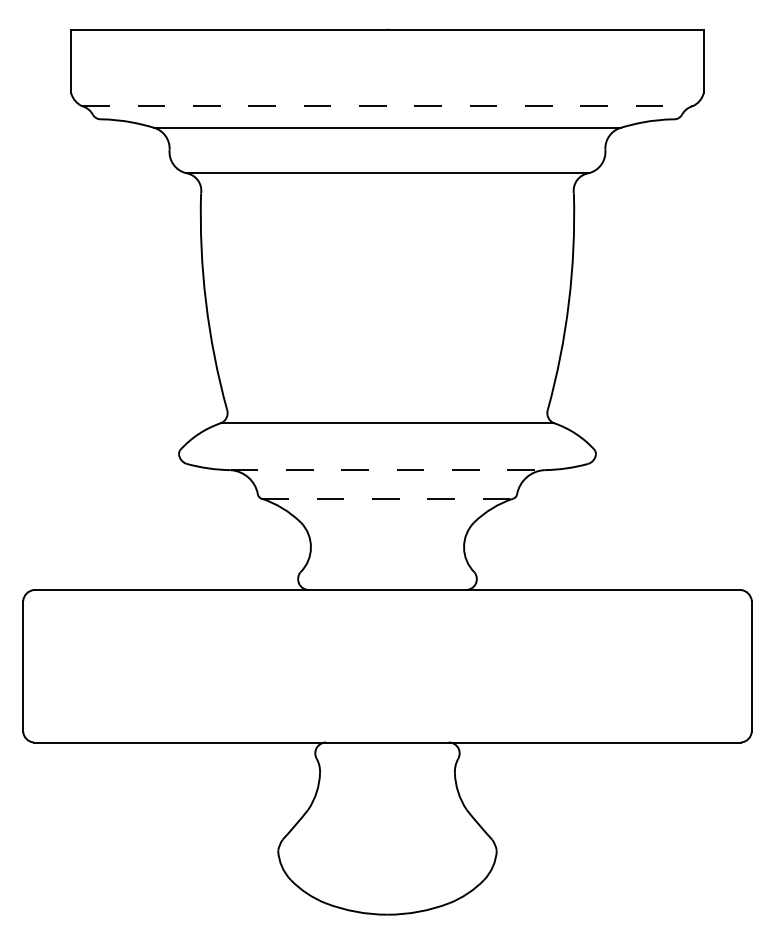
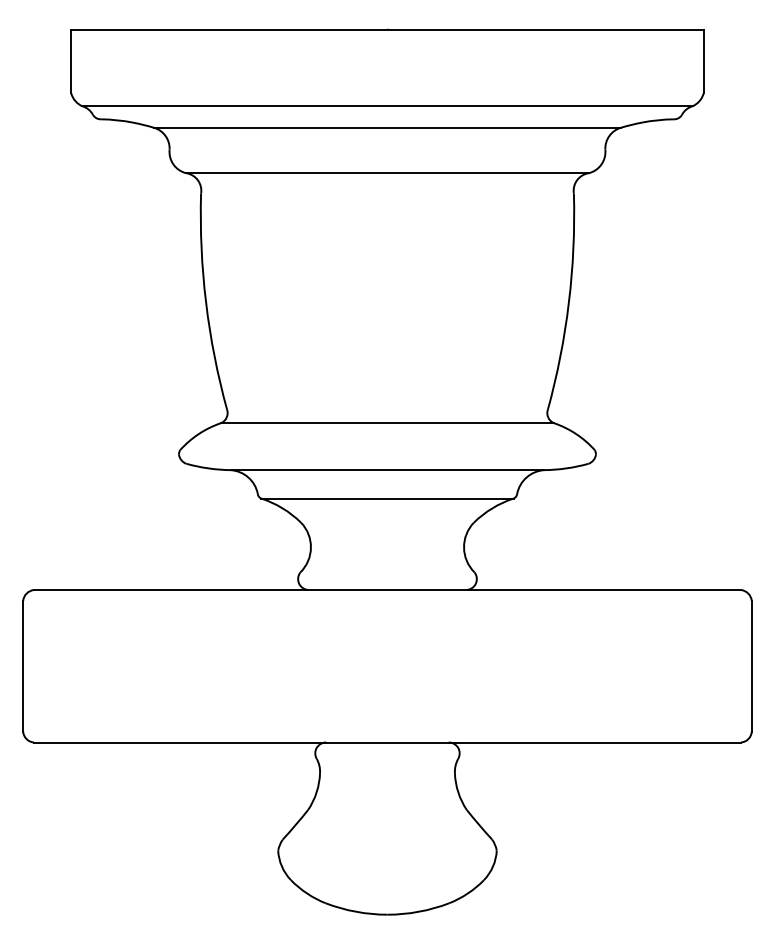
line: dashed -> solid (387, 106)
line: dashed -> solid (387, 470)
line: dashed -> solid (387, 498)
